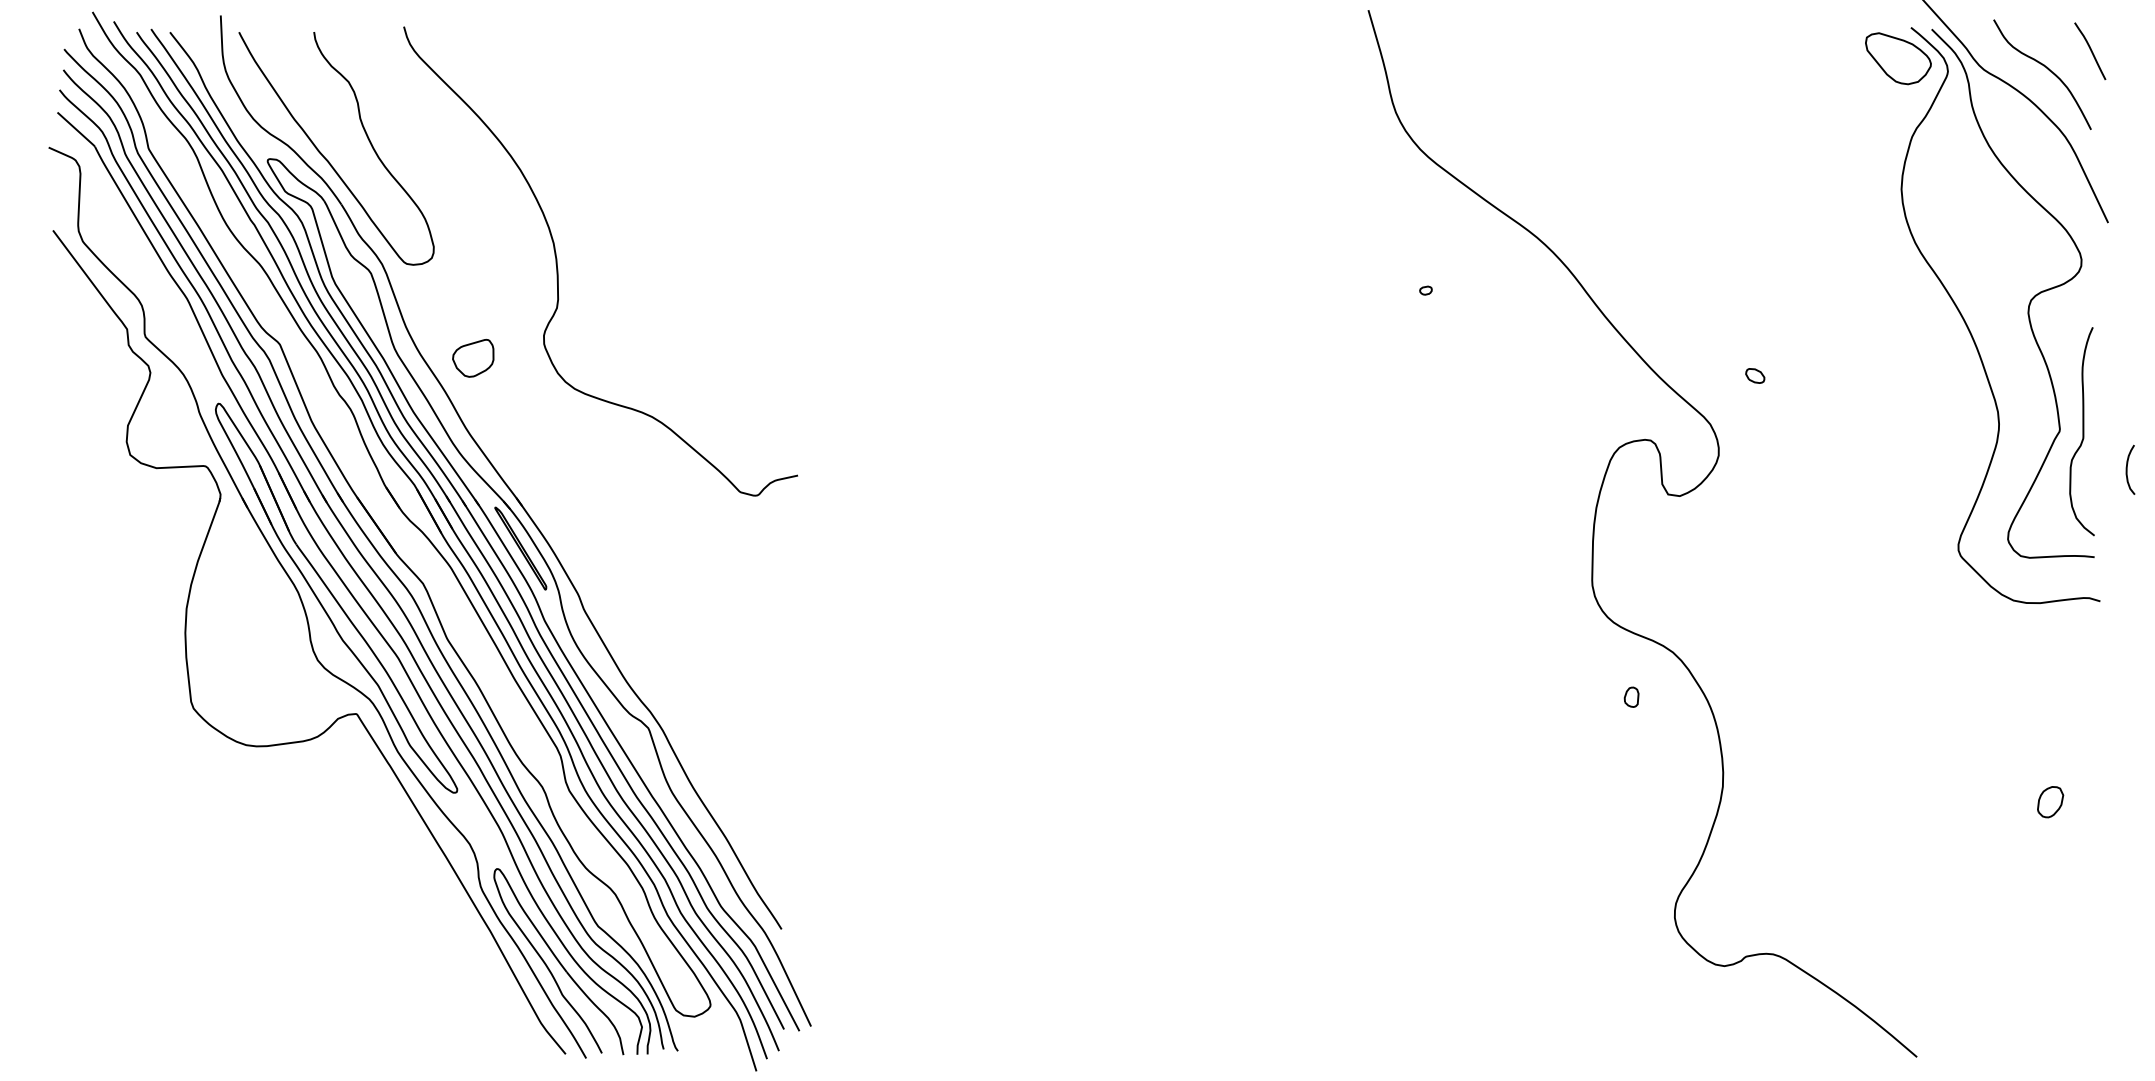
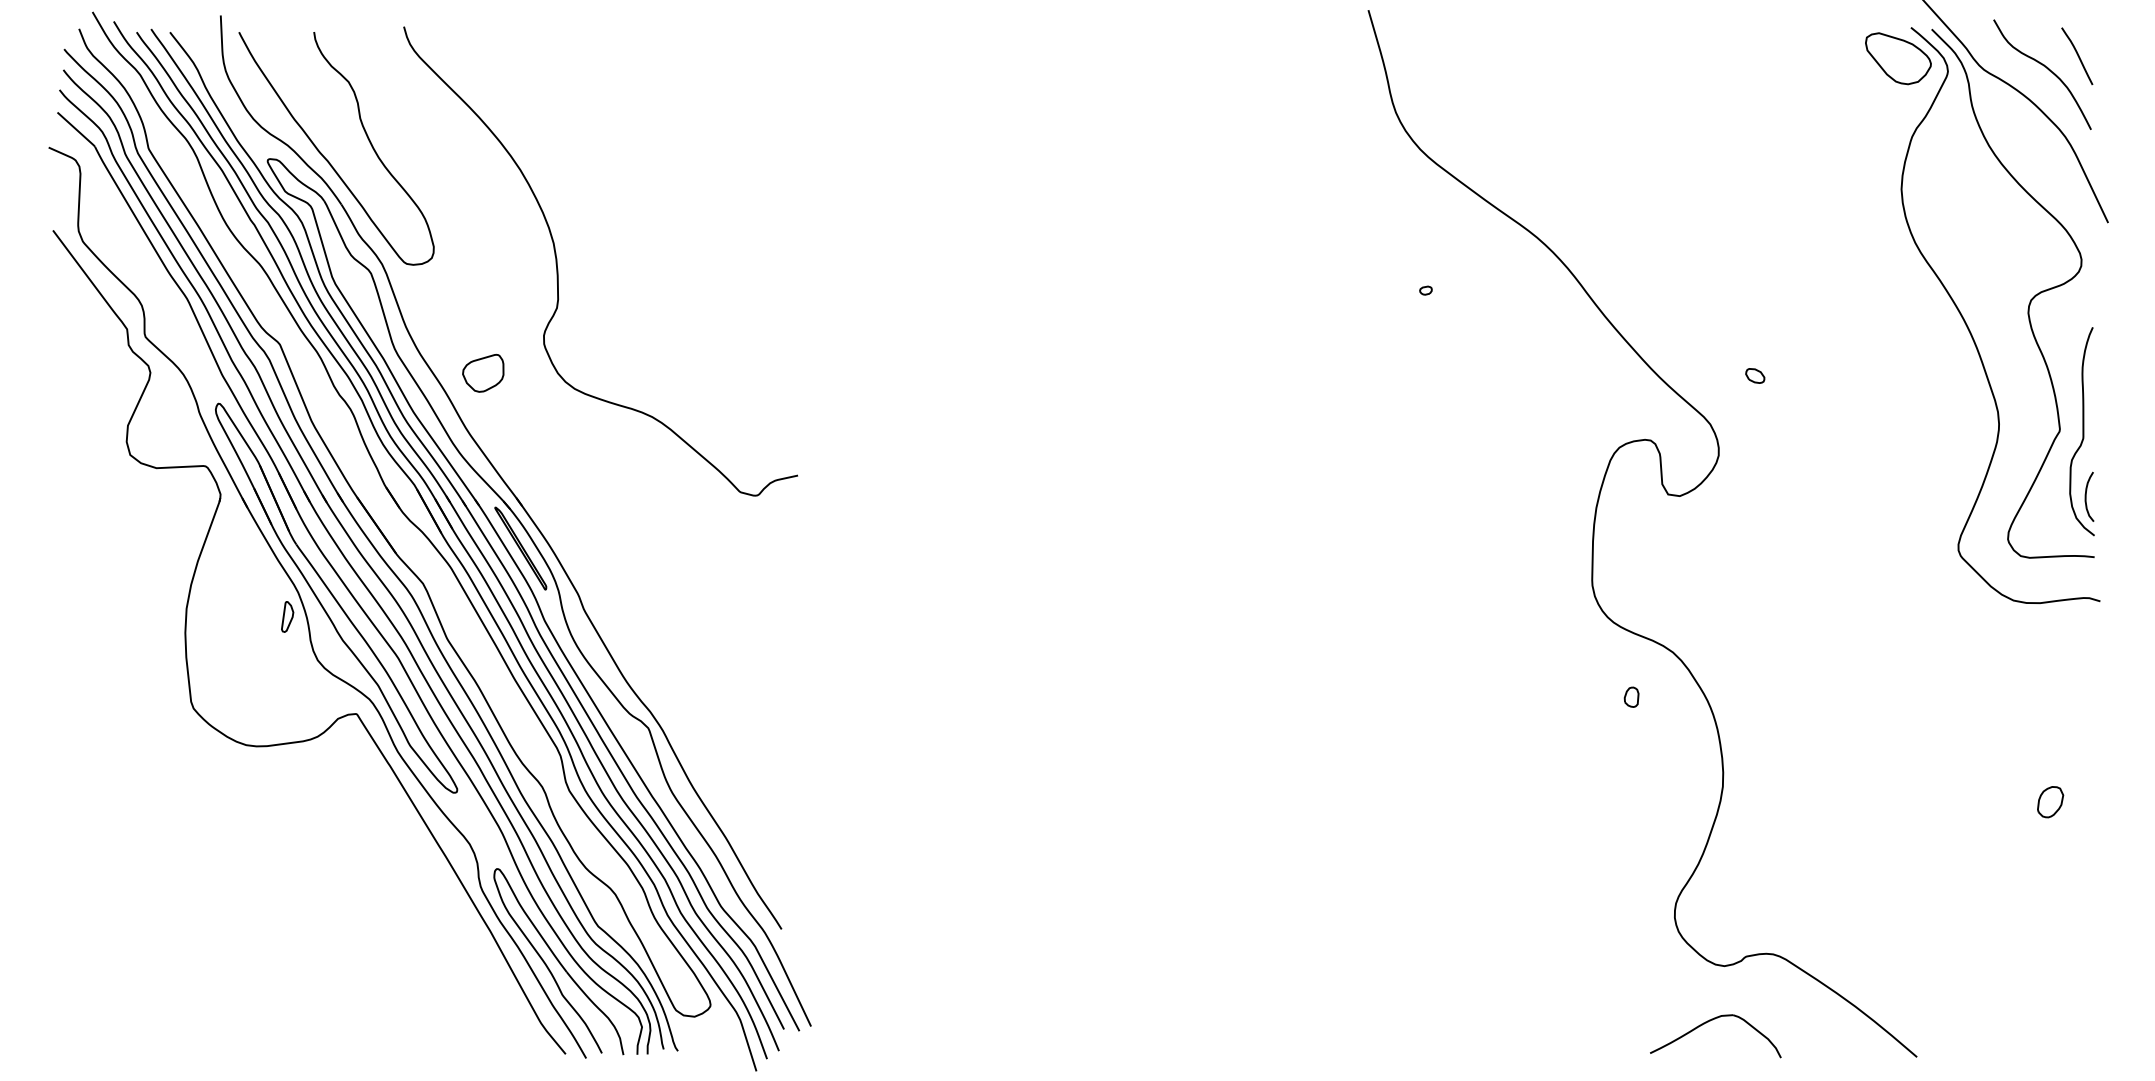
curve position: (2090, 50) -> (2077, 55) (2077, 55)
part position: (473, 357) -> (483, 372) (483, 372)
curve position: (2127, 469) -> (2086, 496) (2086, 496)
part: none -> present (287, 616)
part: none -> present (1708, 1022)
